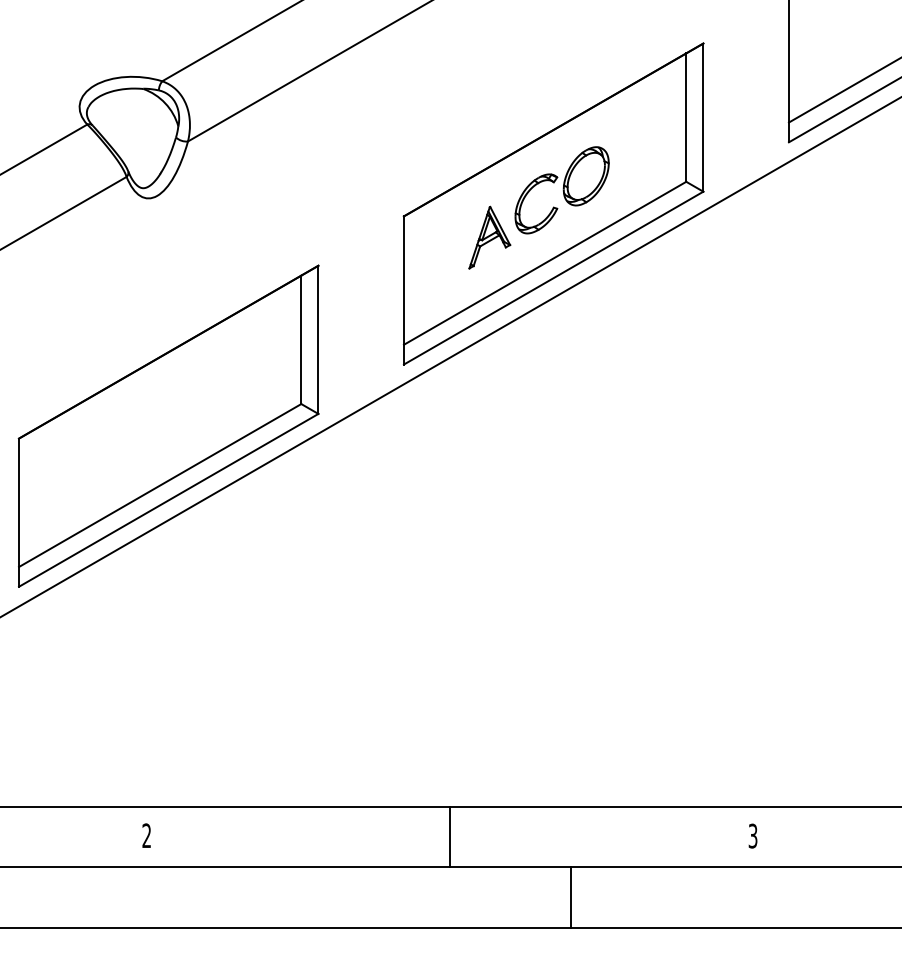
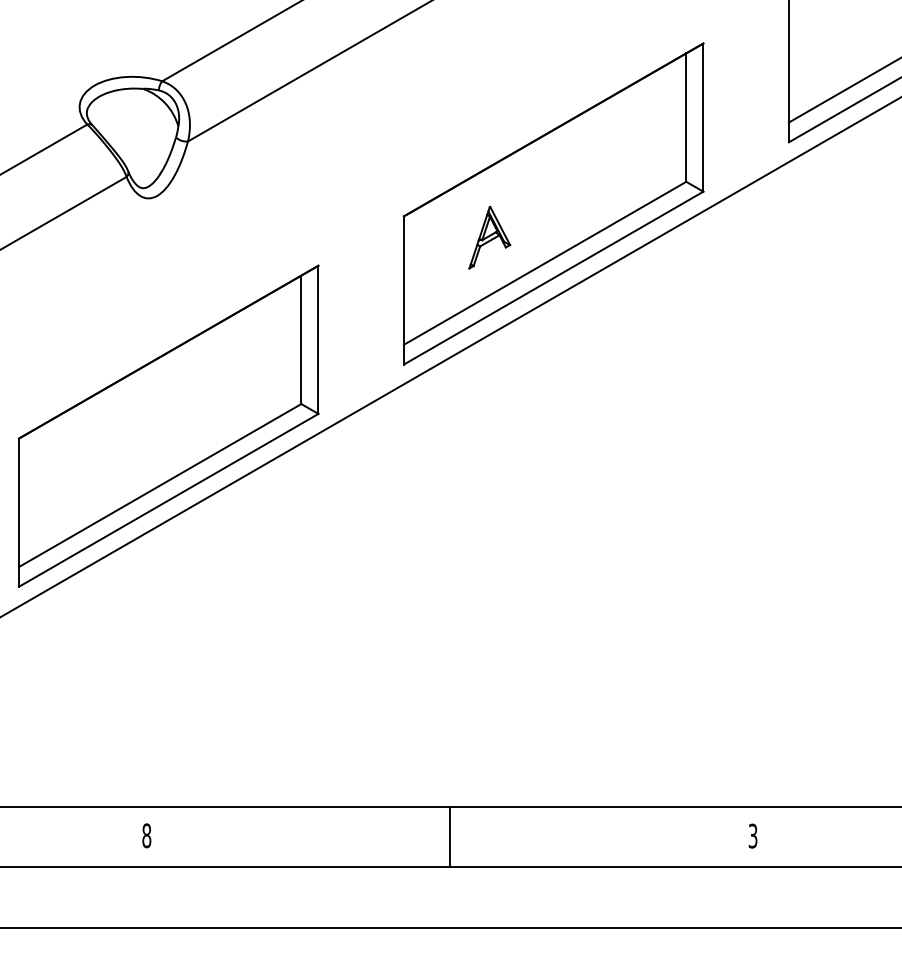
part: present -> none (561, 190)
text: 2 -> 8 (146, 835)
line: present -> none (571, 897)
